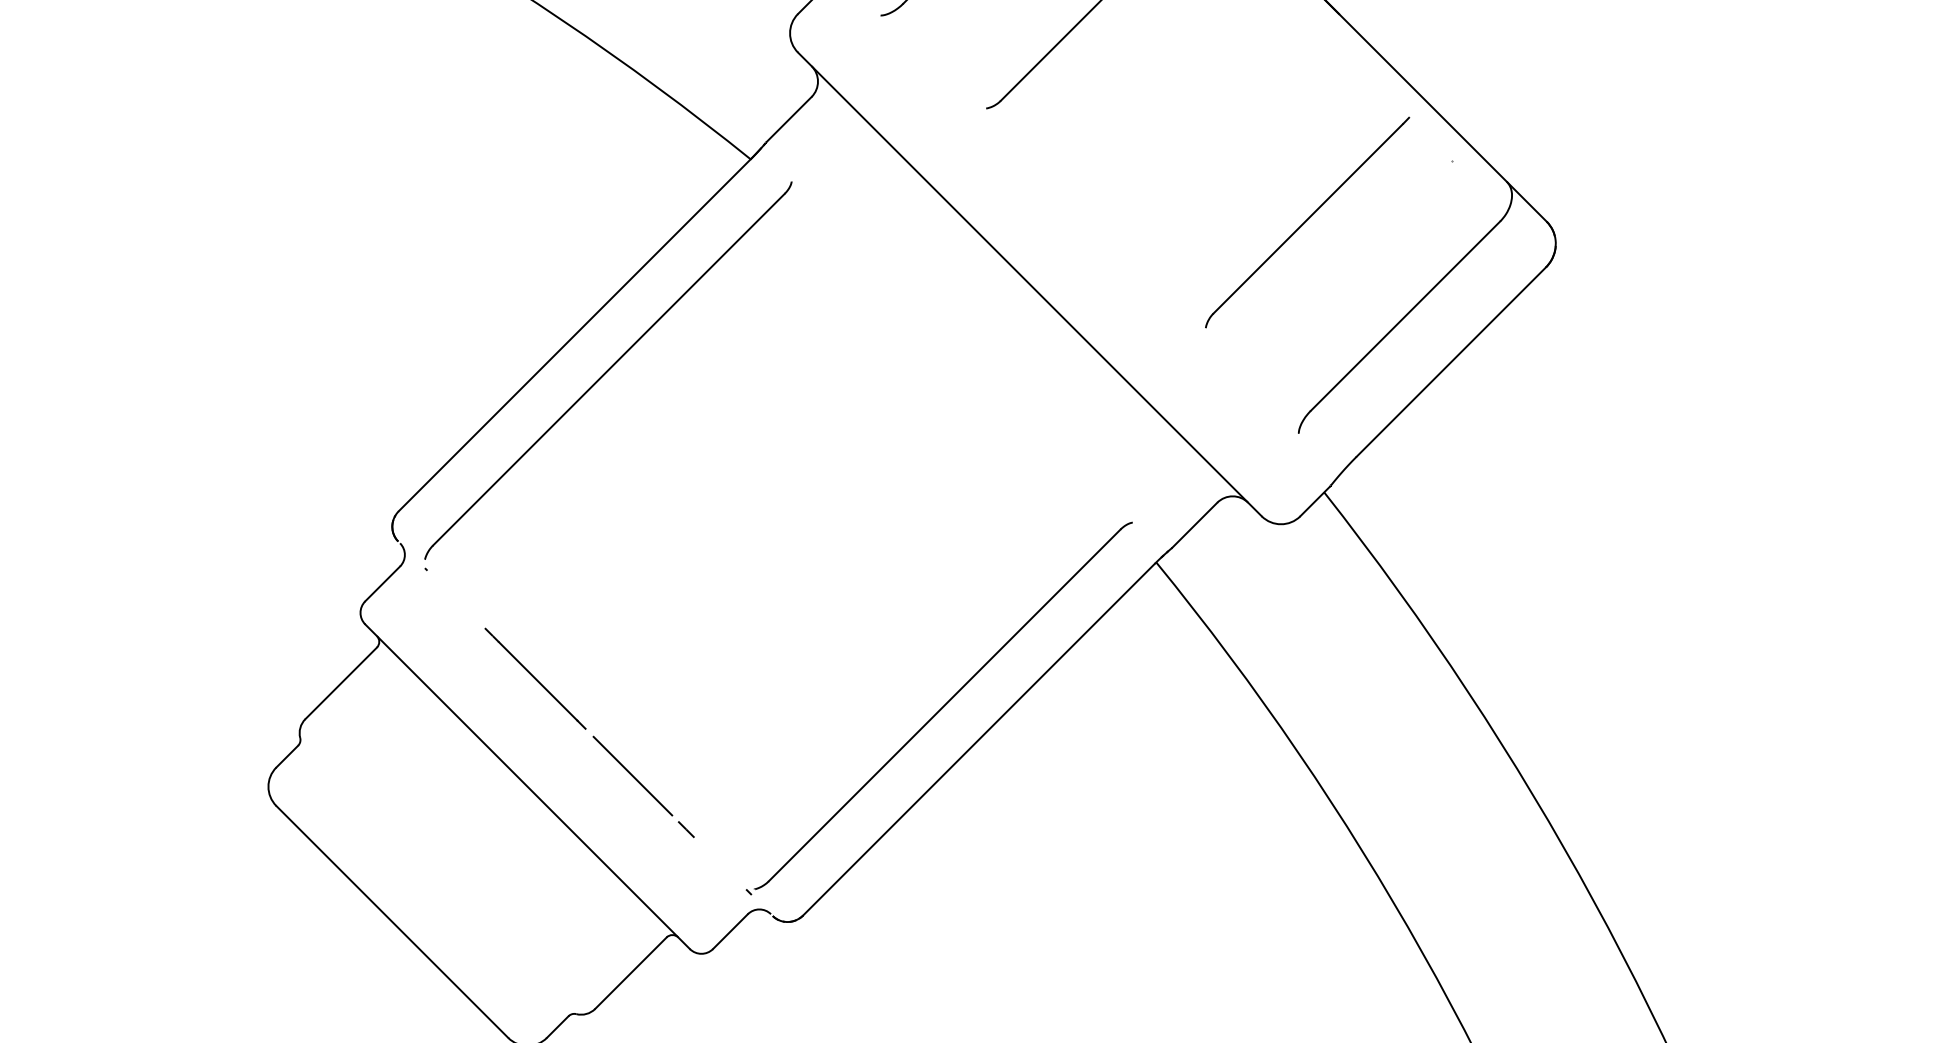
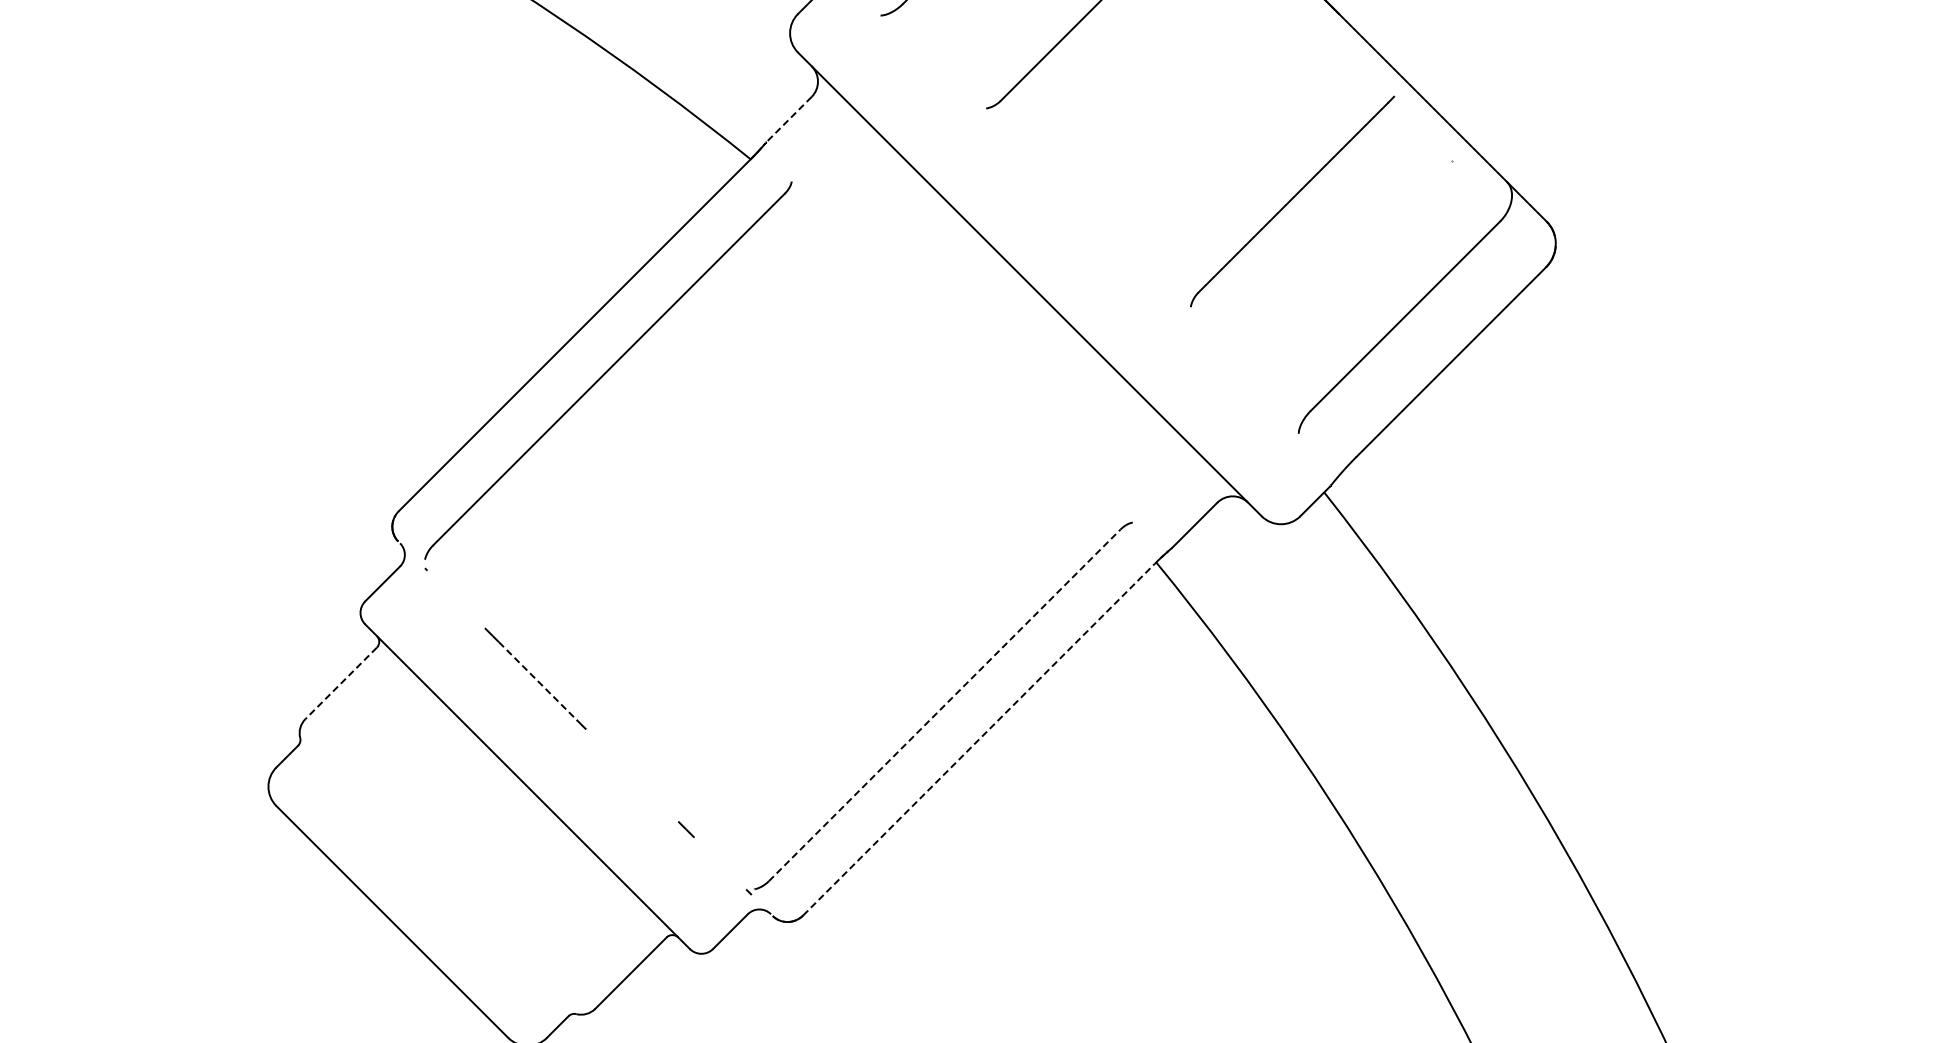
line: solid -> dashed (789, 119)
part position: (1307, 222) -> (1292, 201) (1292, 201)
line: solid -> dashed (538, 681)
line: solid -> dashed (341, 683)
line: solid -> dashed (944, 705)
line: solid -> dashed (978, 739)
line: present -> none (632, 775)
